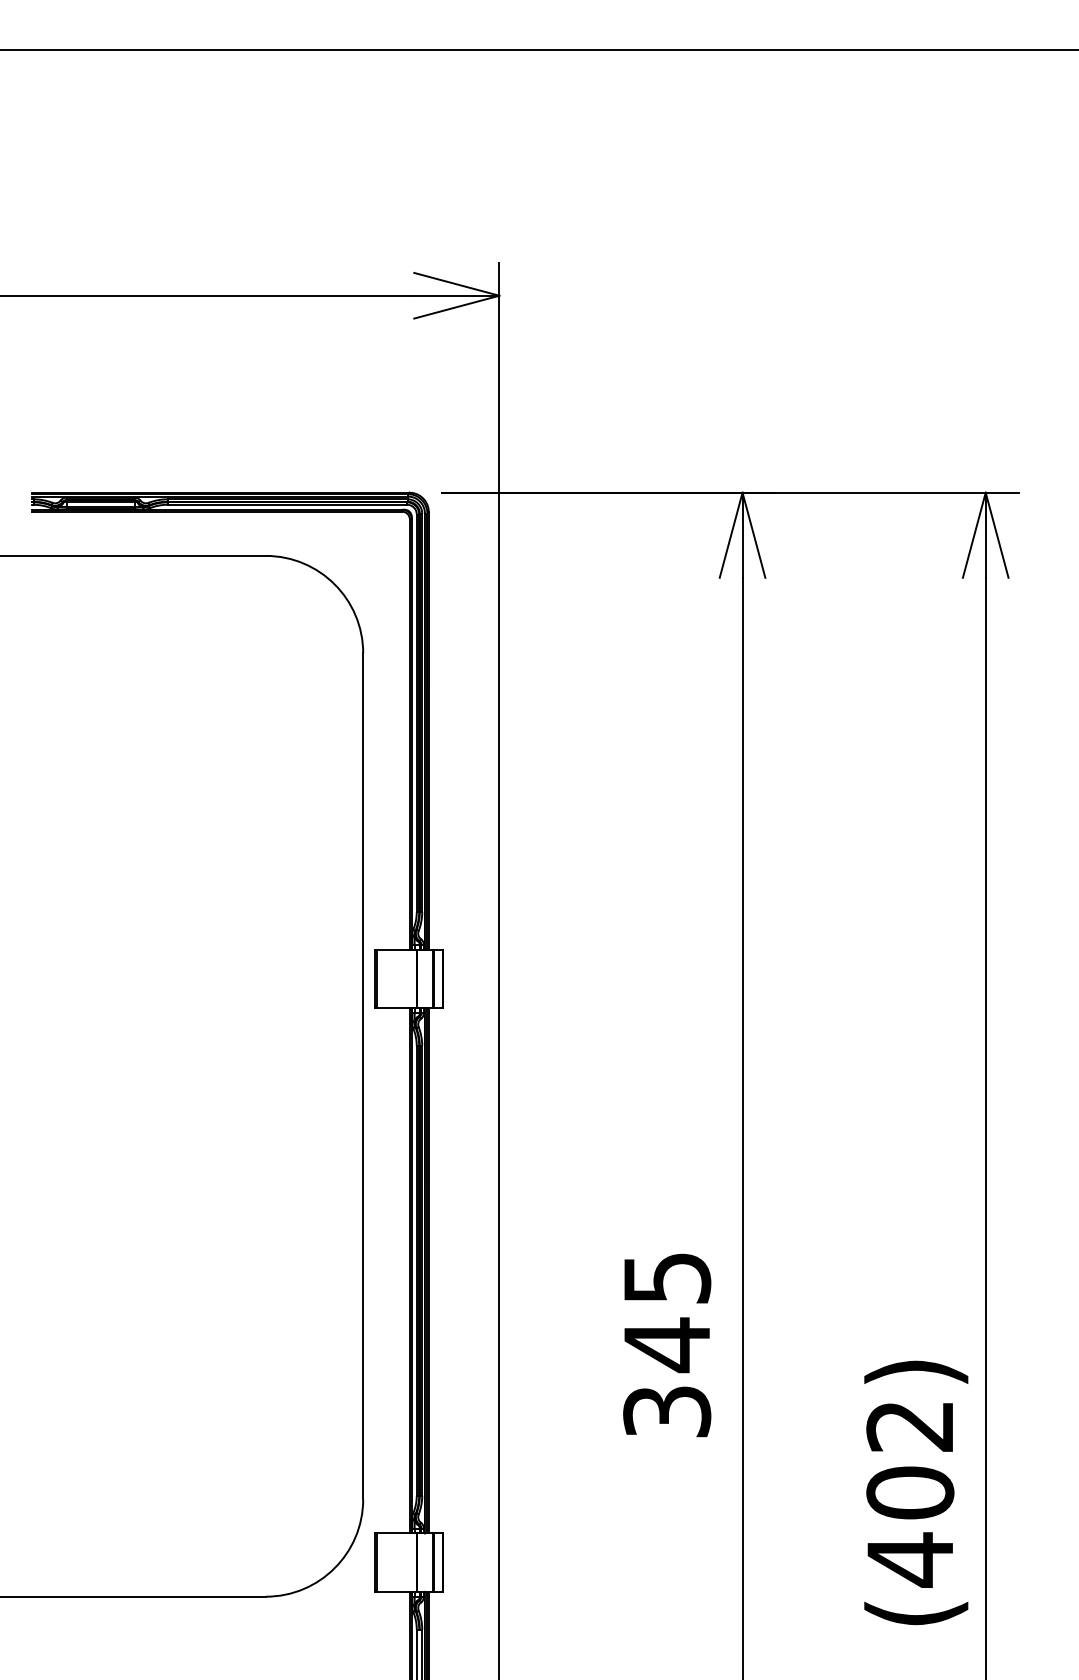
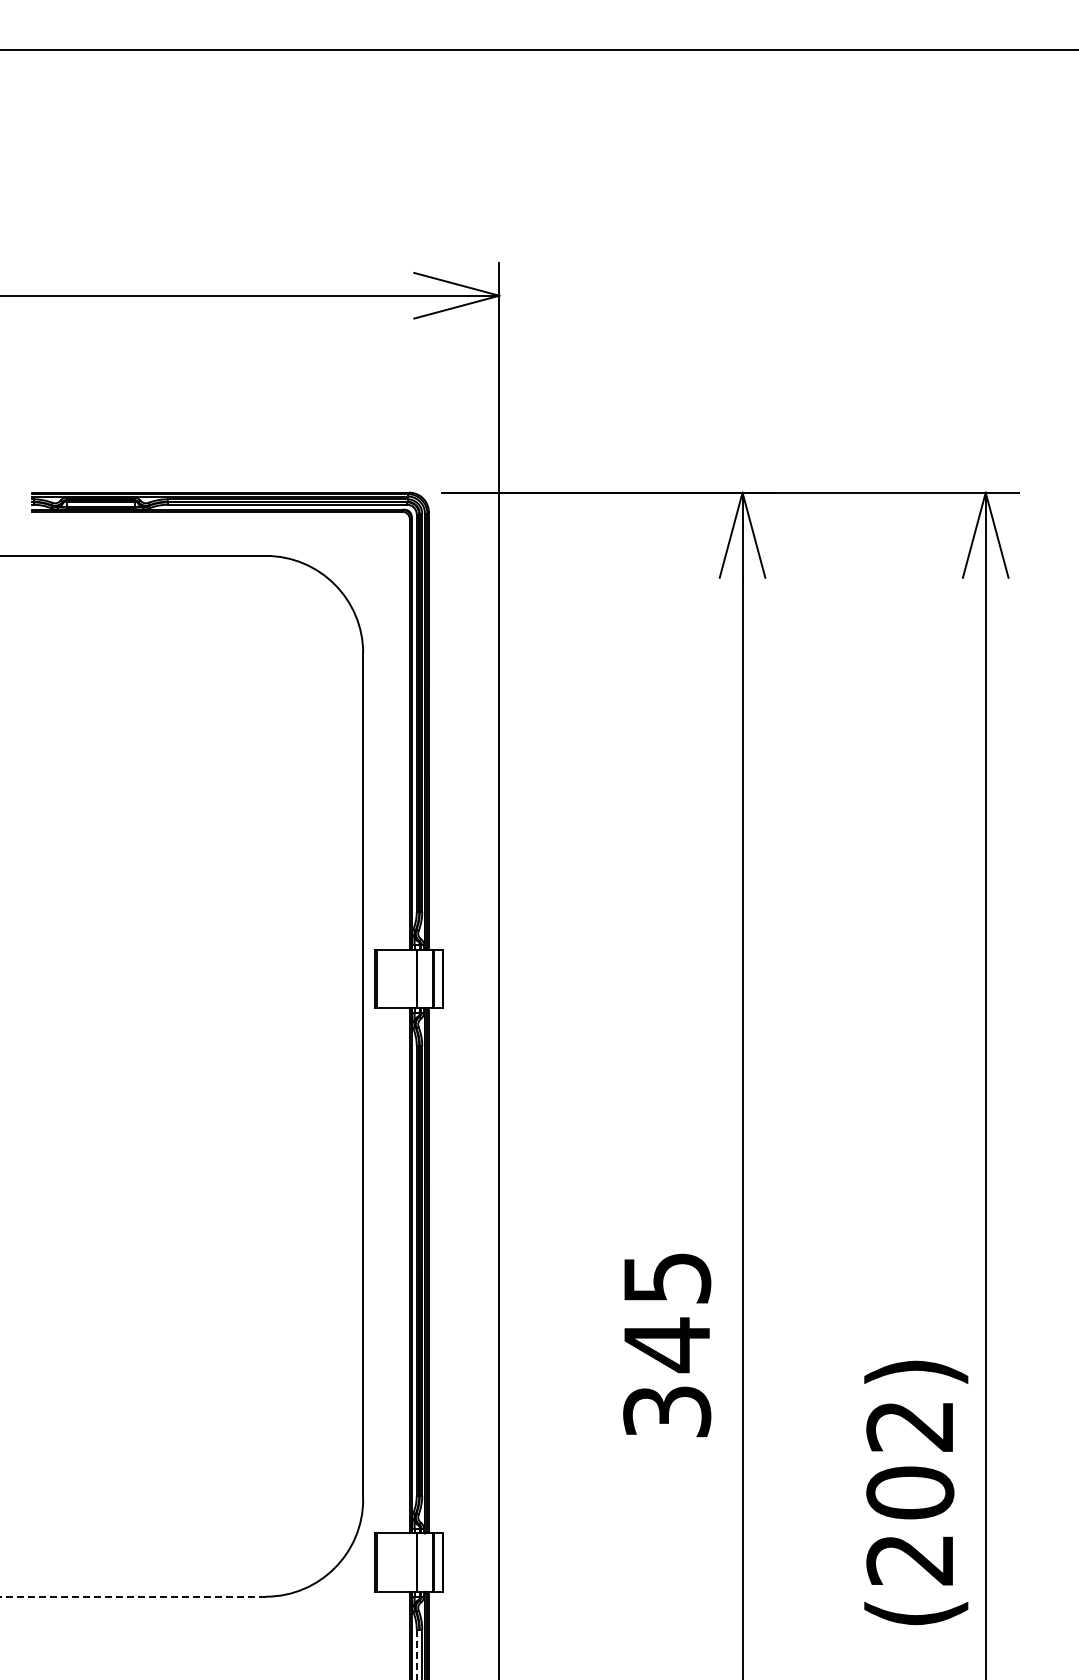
text: (402) -> (202) (909, 1559)
line: solid -> dashed (132, 1596)
line: solid -> dashed (416, 1654)
